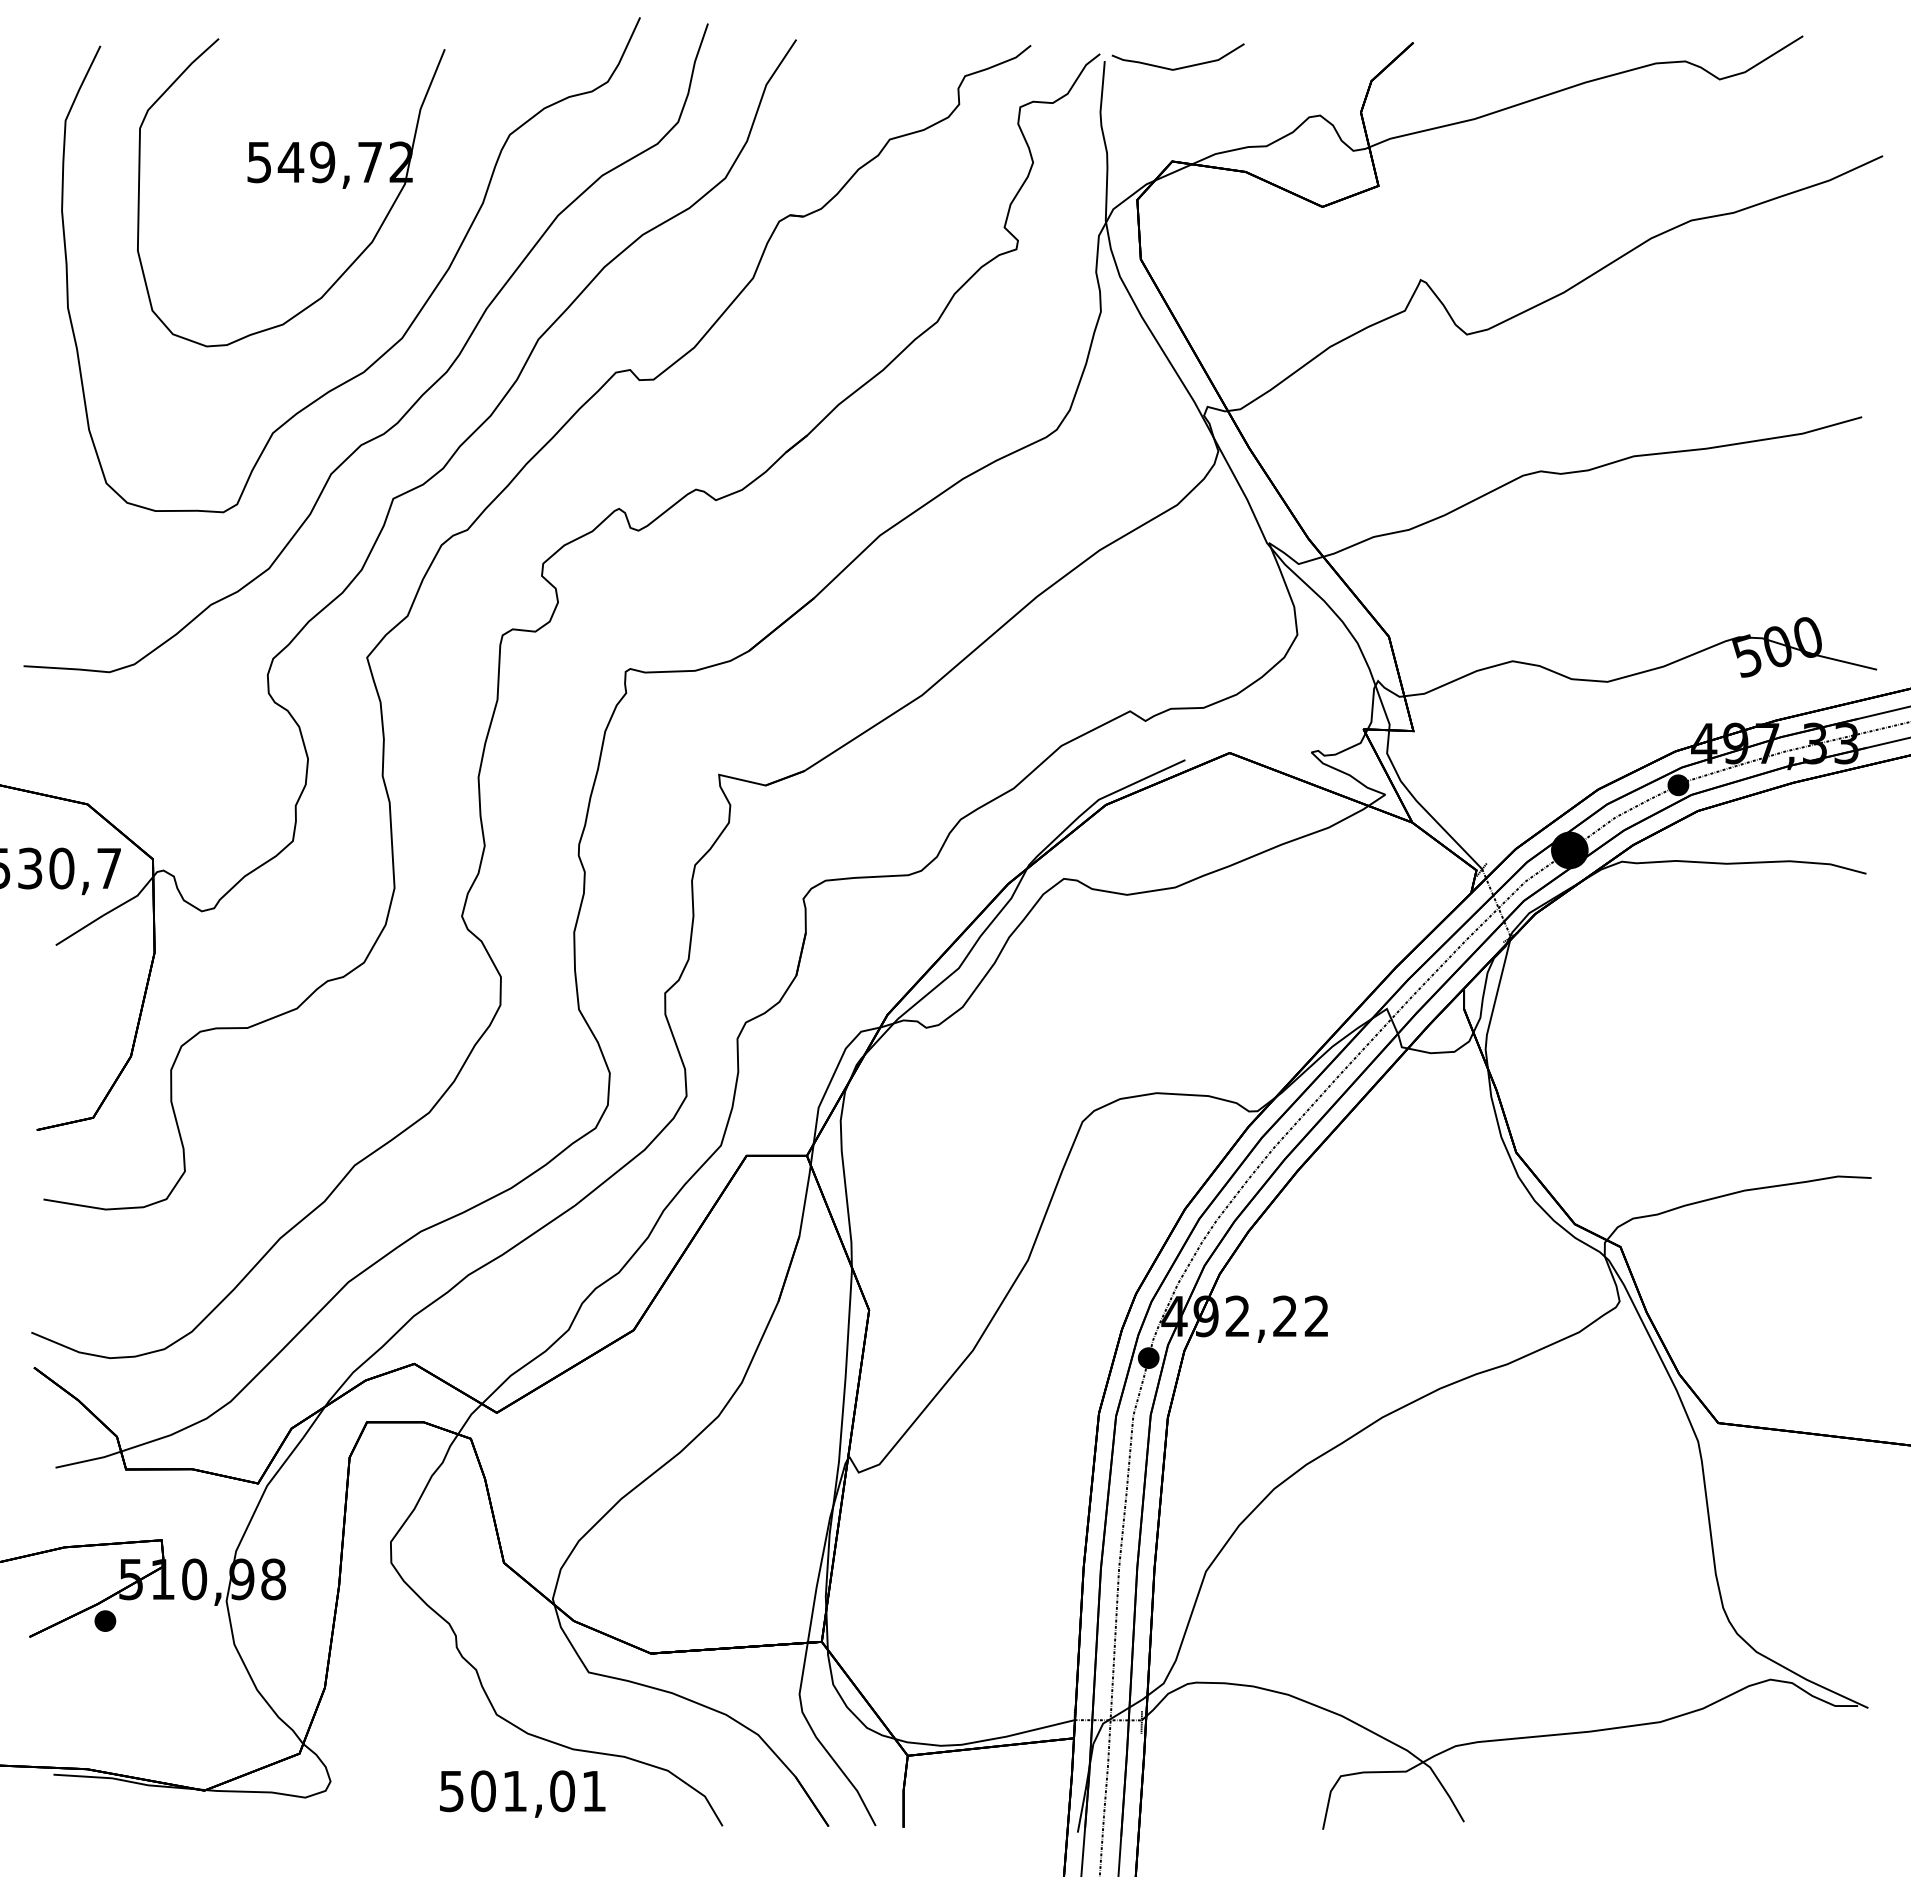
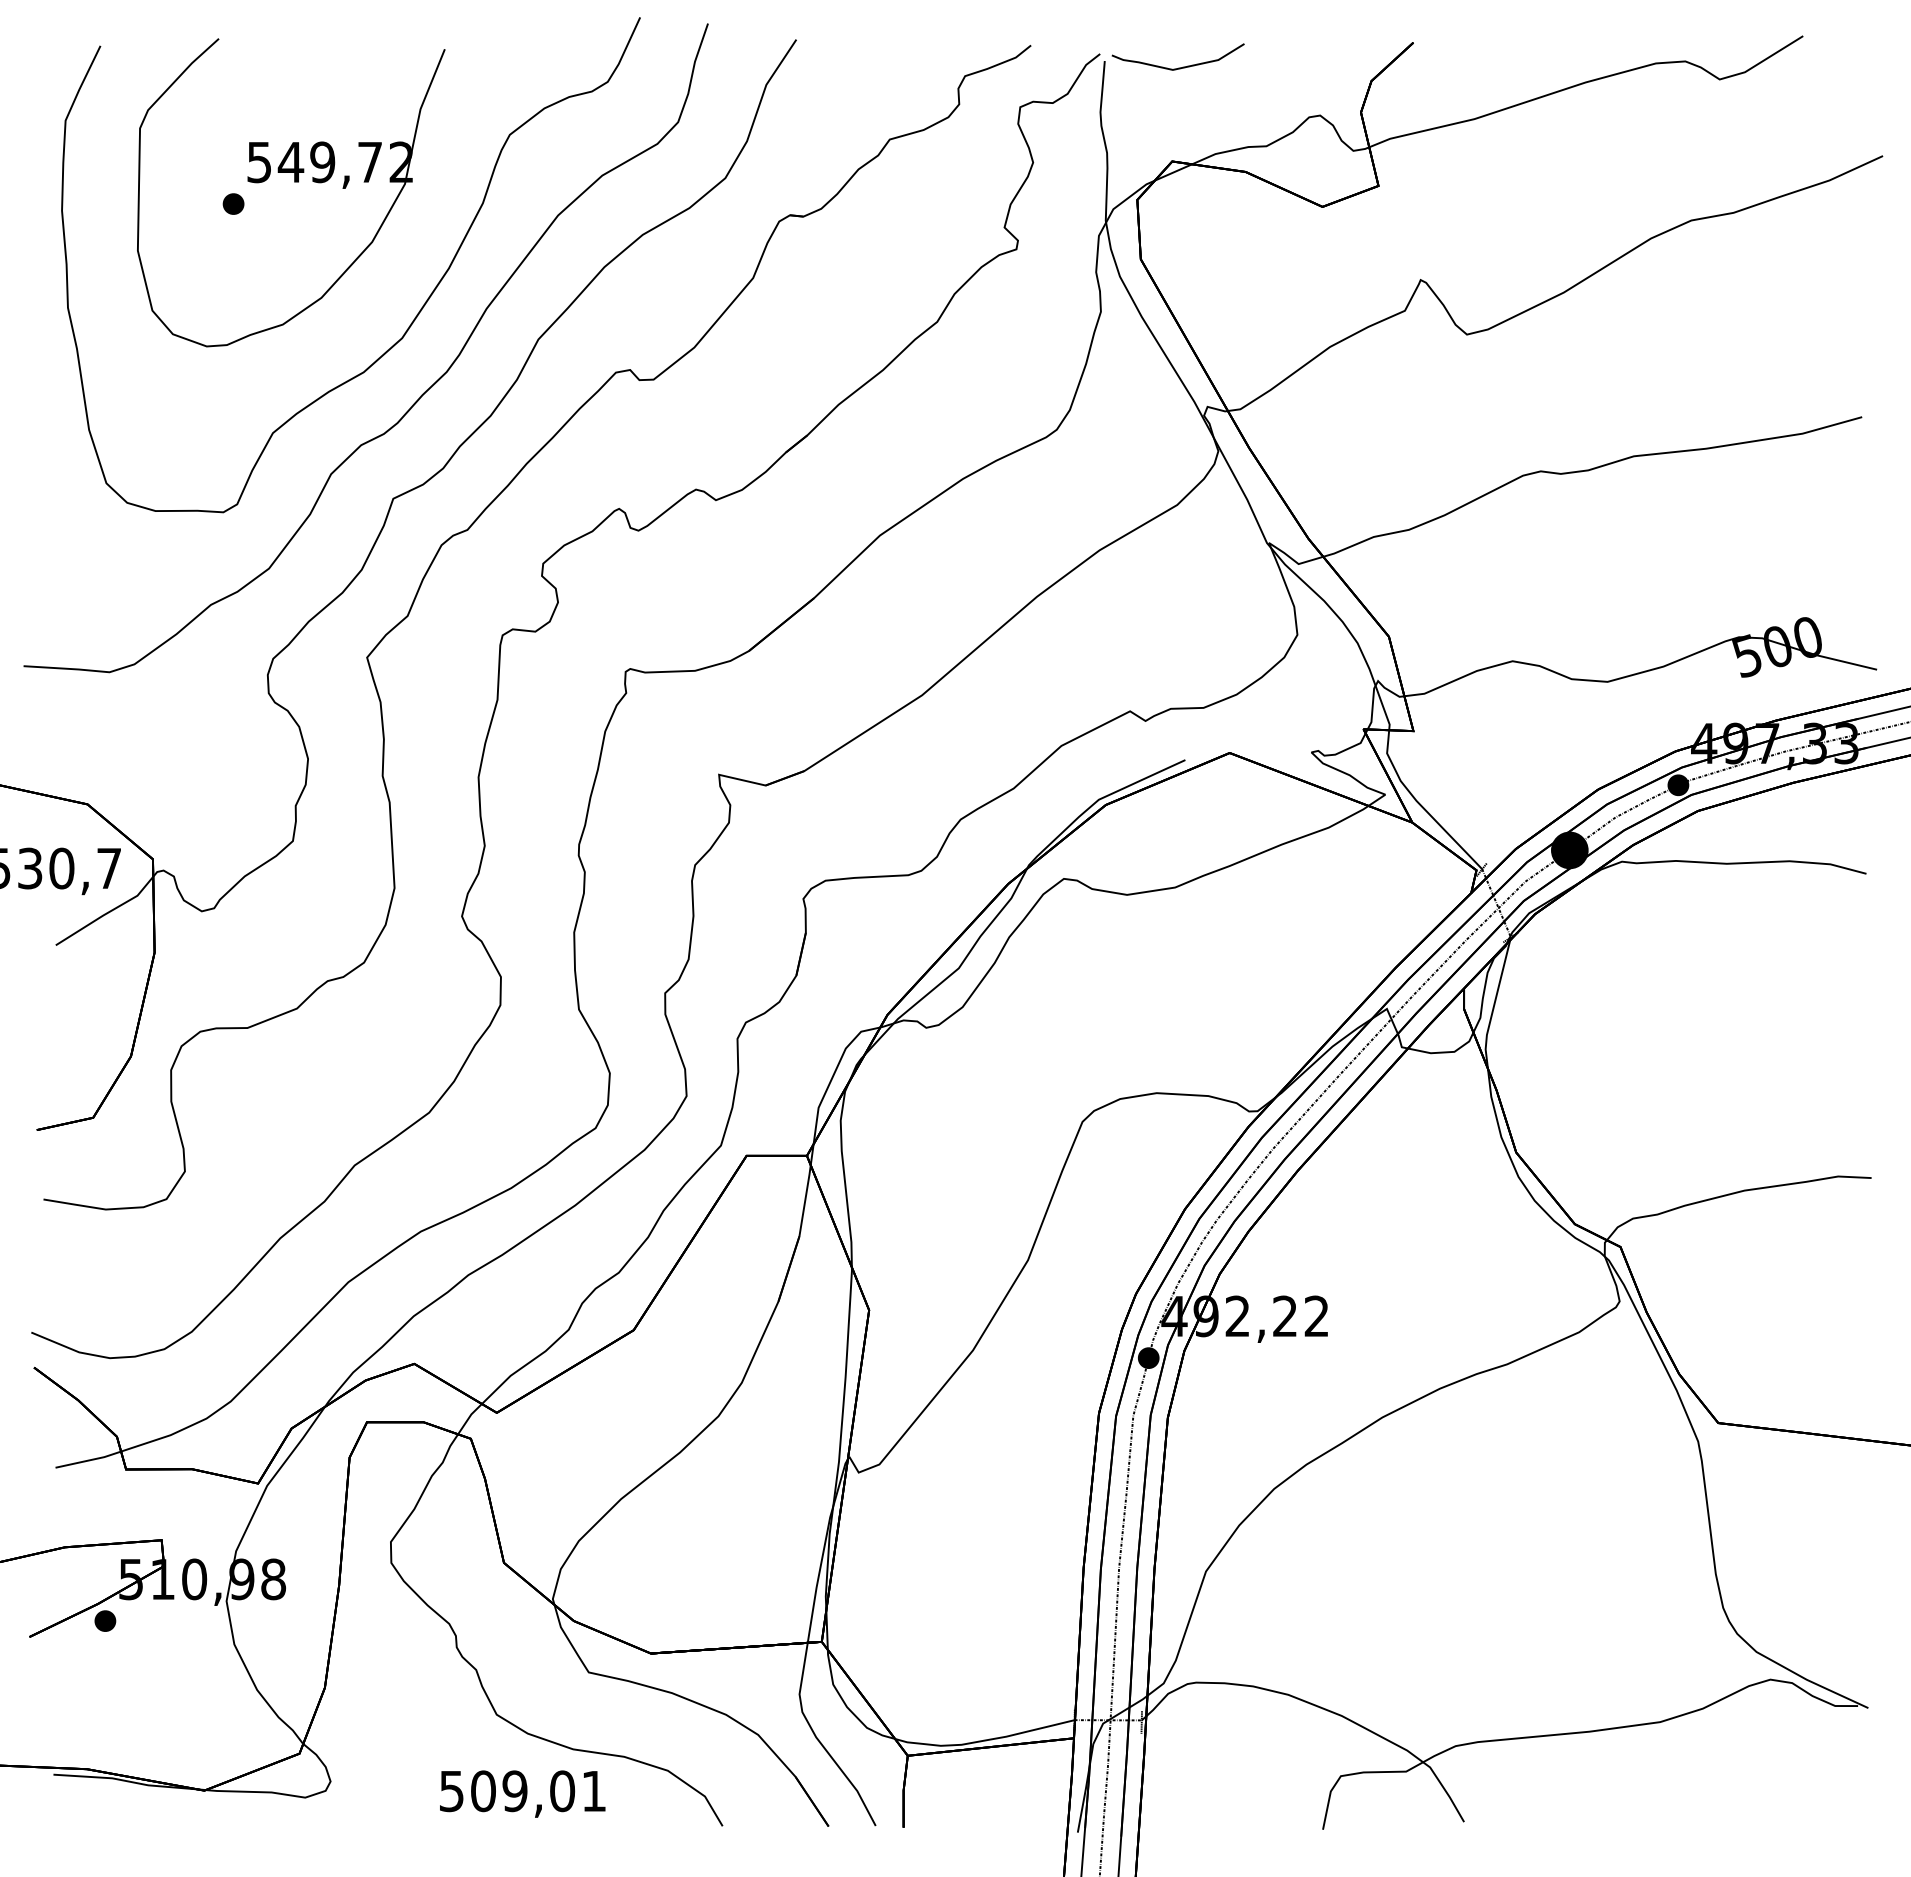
part: none -> present (233, 203)
text: 501,01 -> 509,01 (514, 1791)
